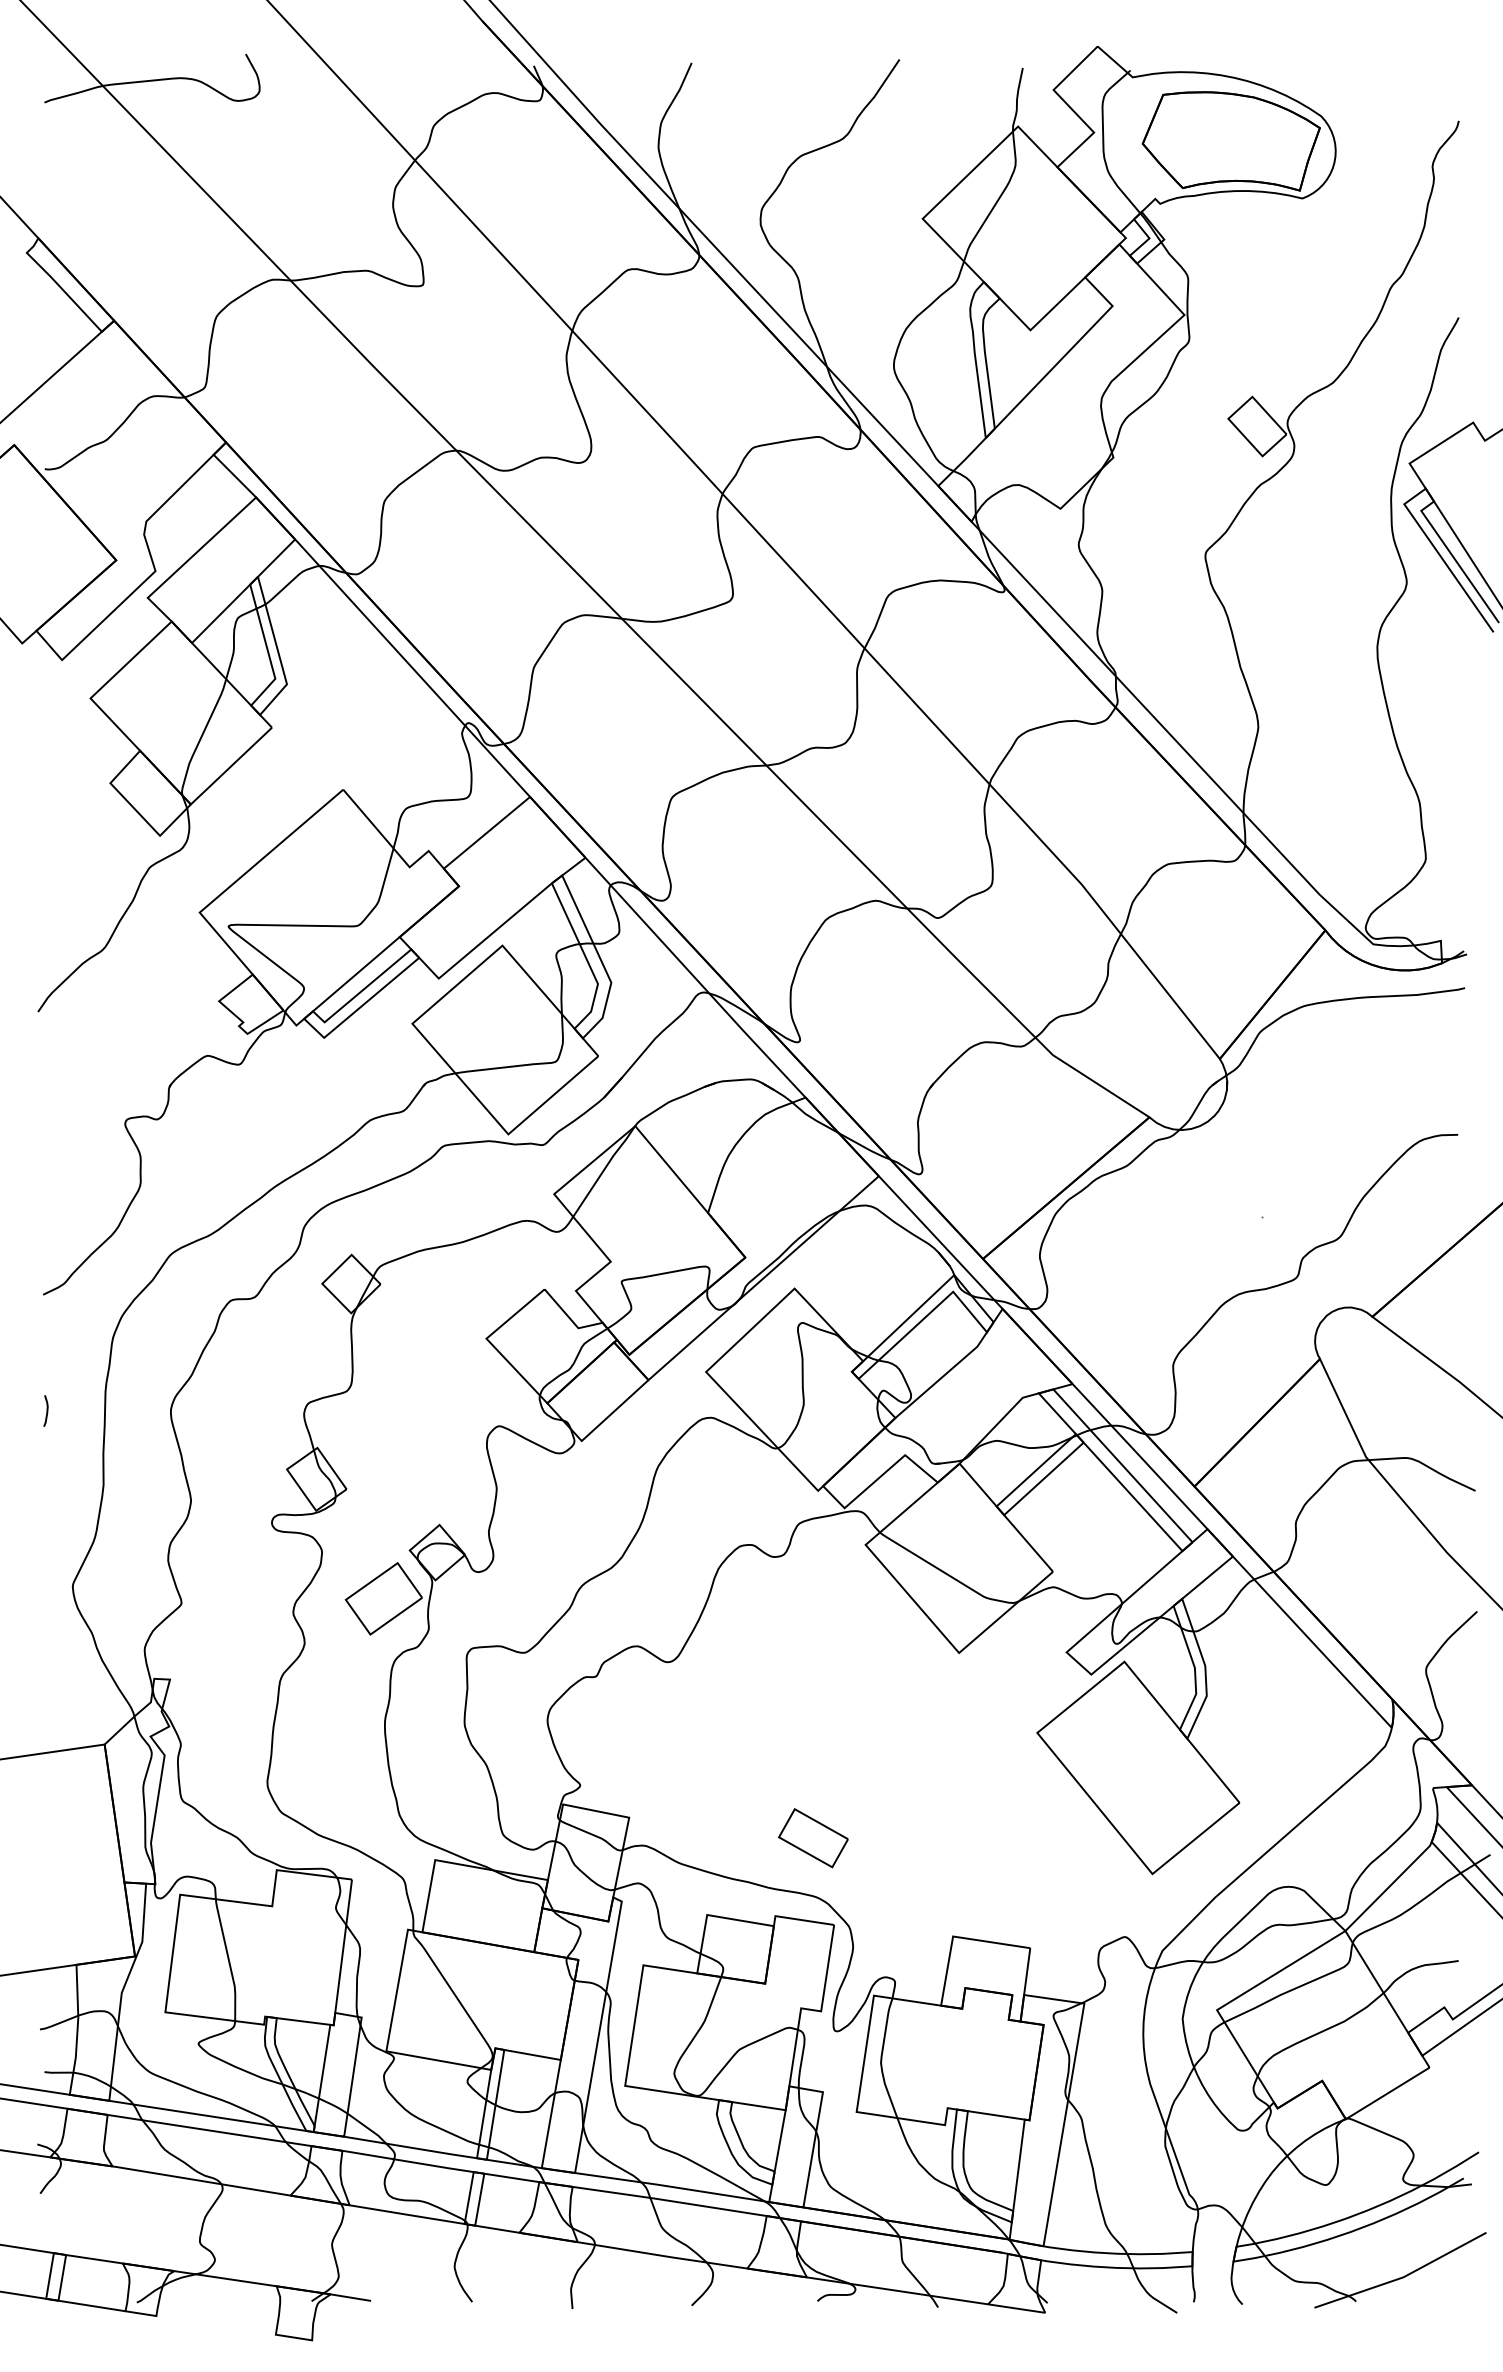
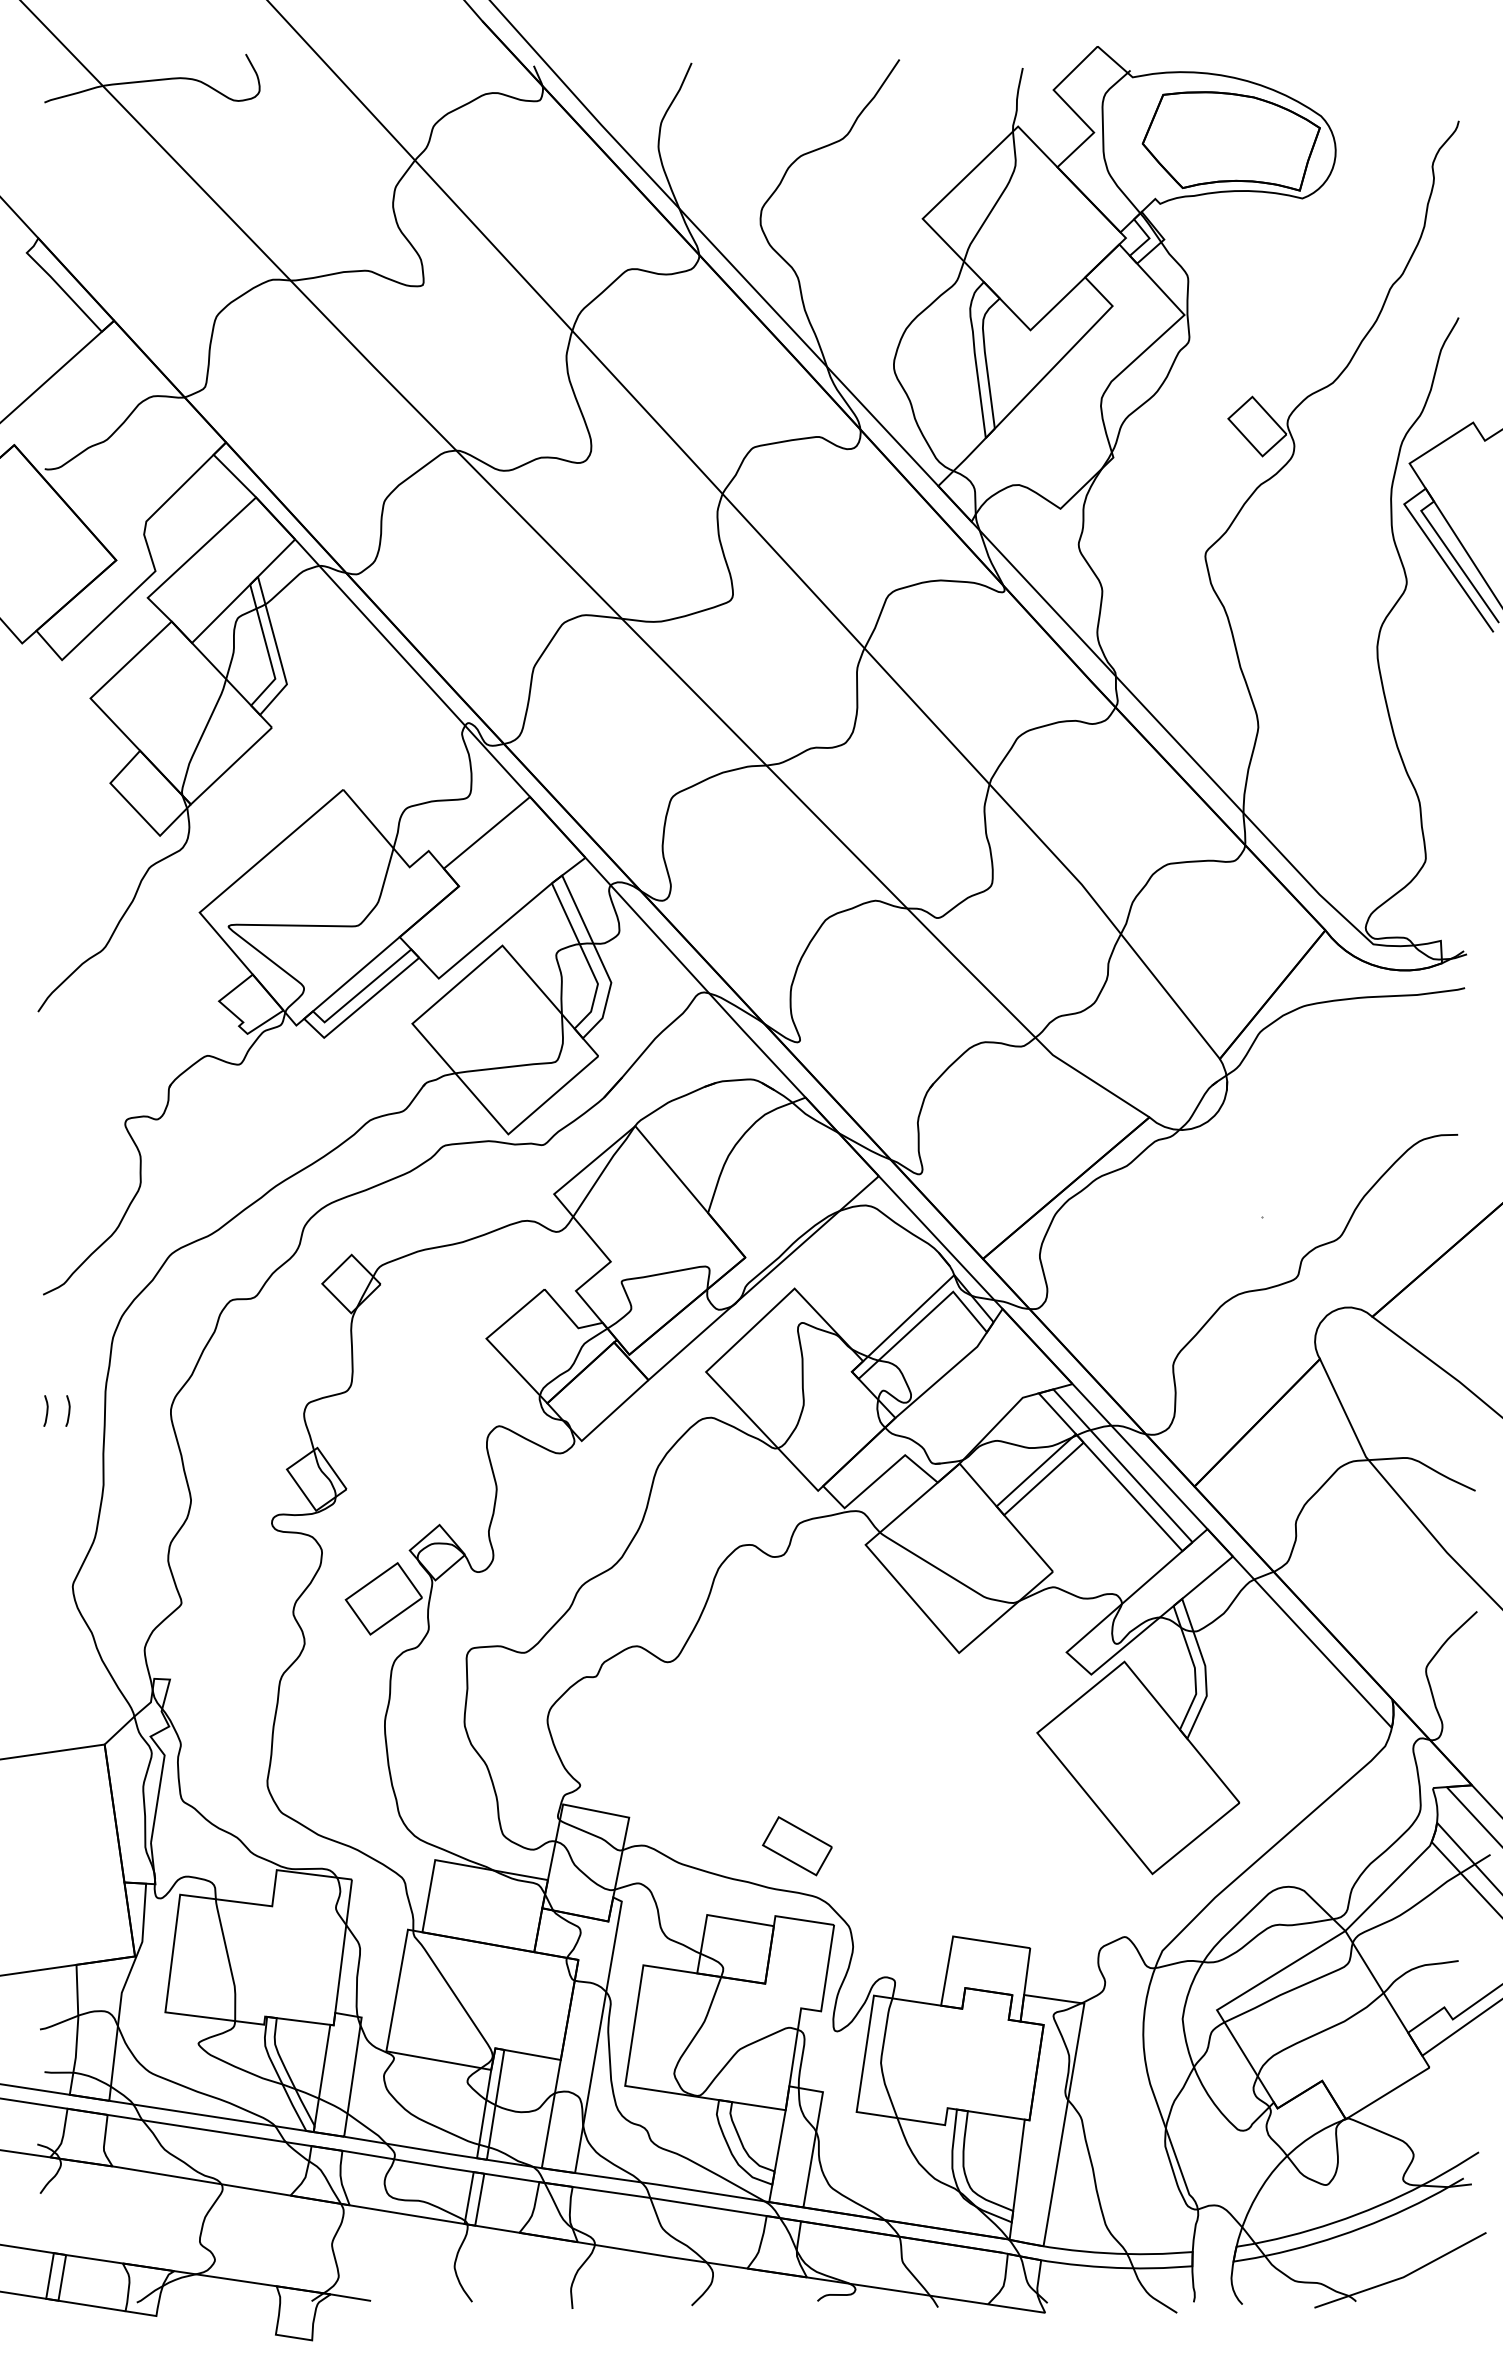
curve: none -> present (68, 1410)
part position: (813, 1838) -> (797, 1846) (797, 1846)
